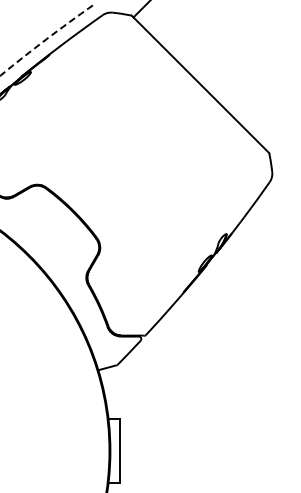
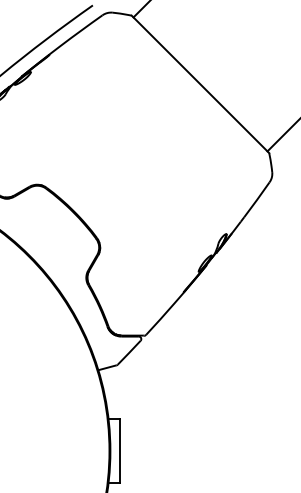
arc: dashed -> solid (45, 40)
line: none -> present (282, 135)
